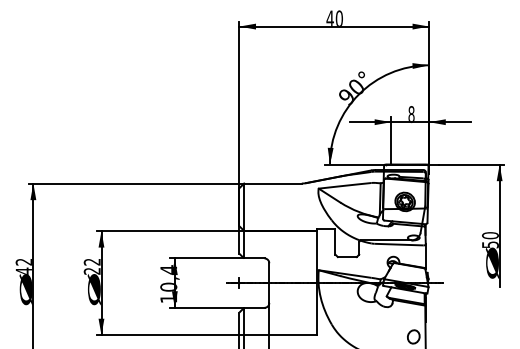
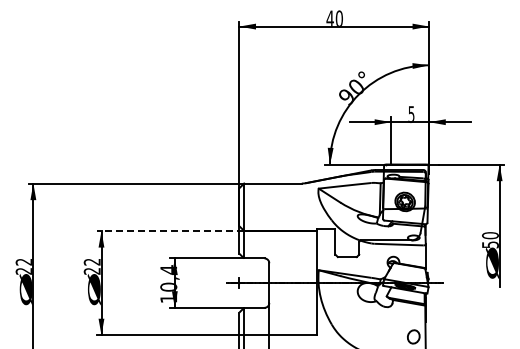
text: 8 -> 5 (411, 113)
line: solid -> dashed (170, 230)
text: 42 -> 22 (23, 270)
